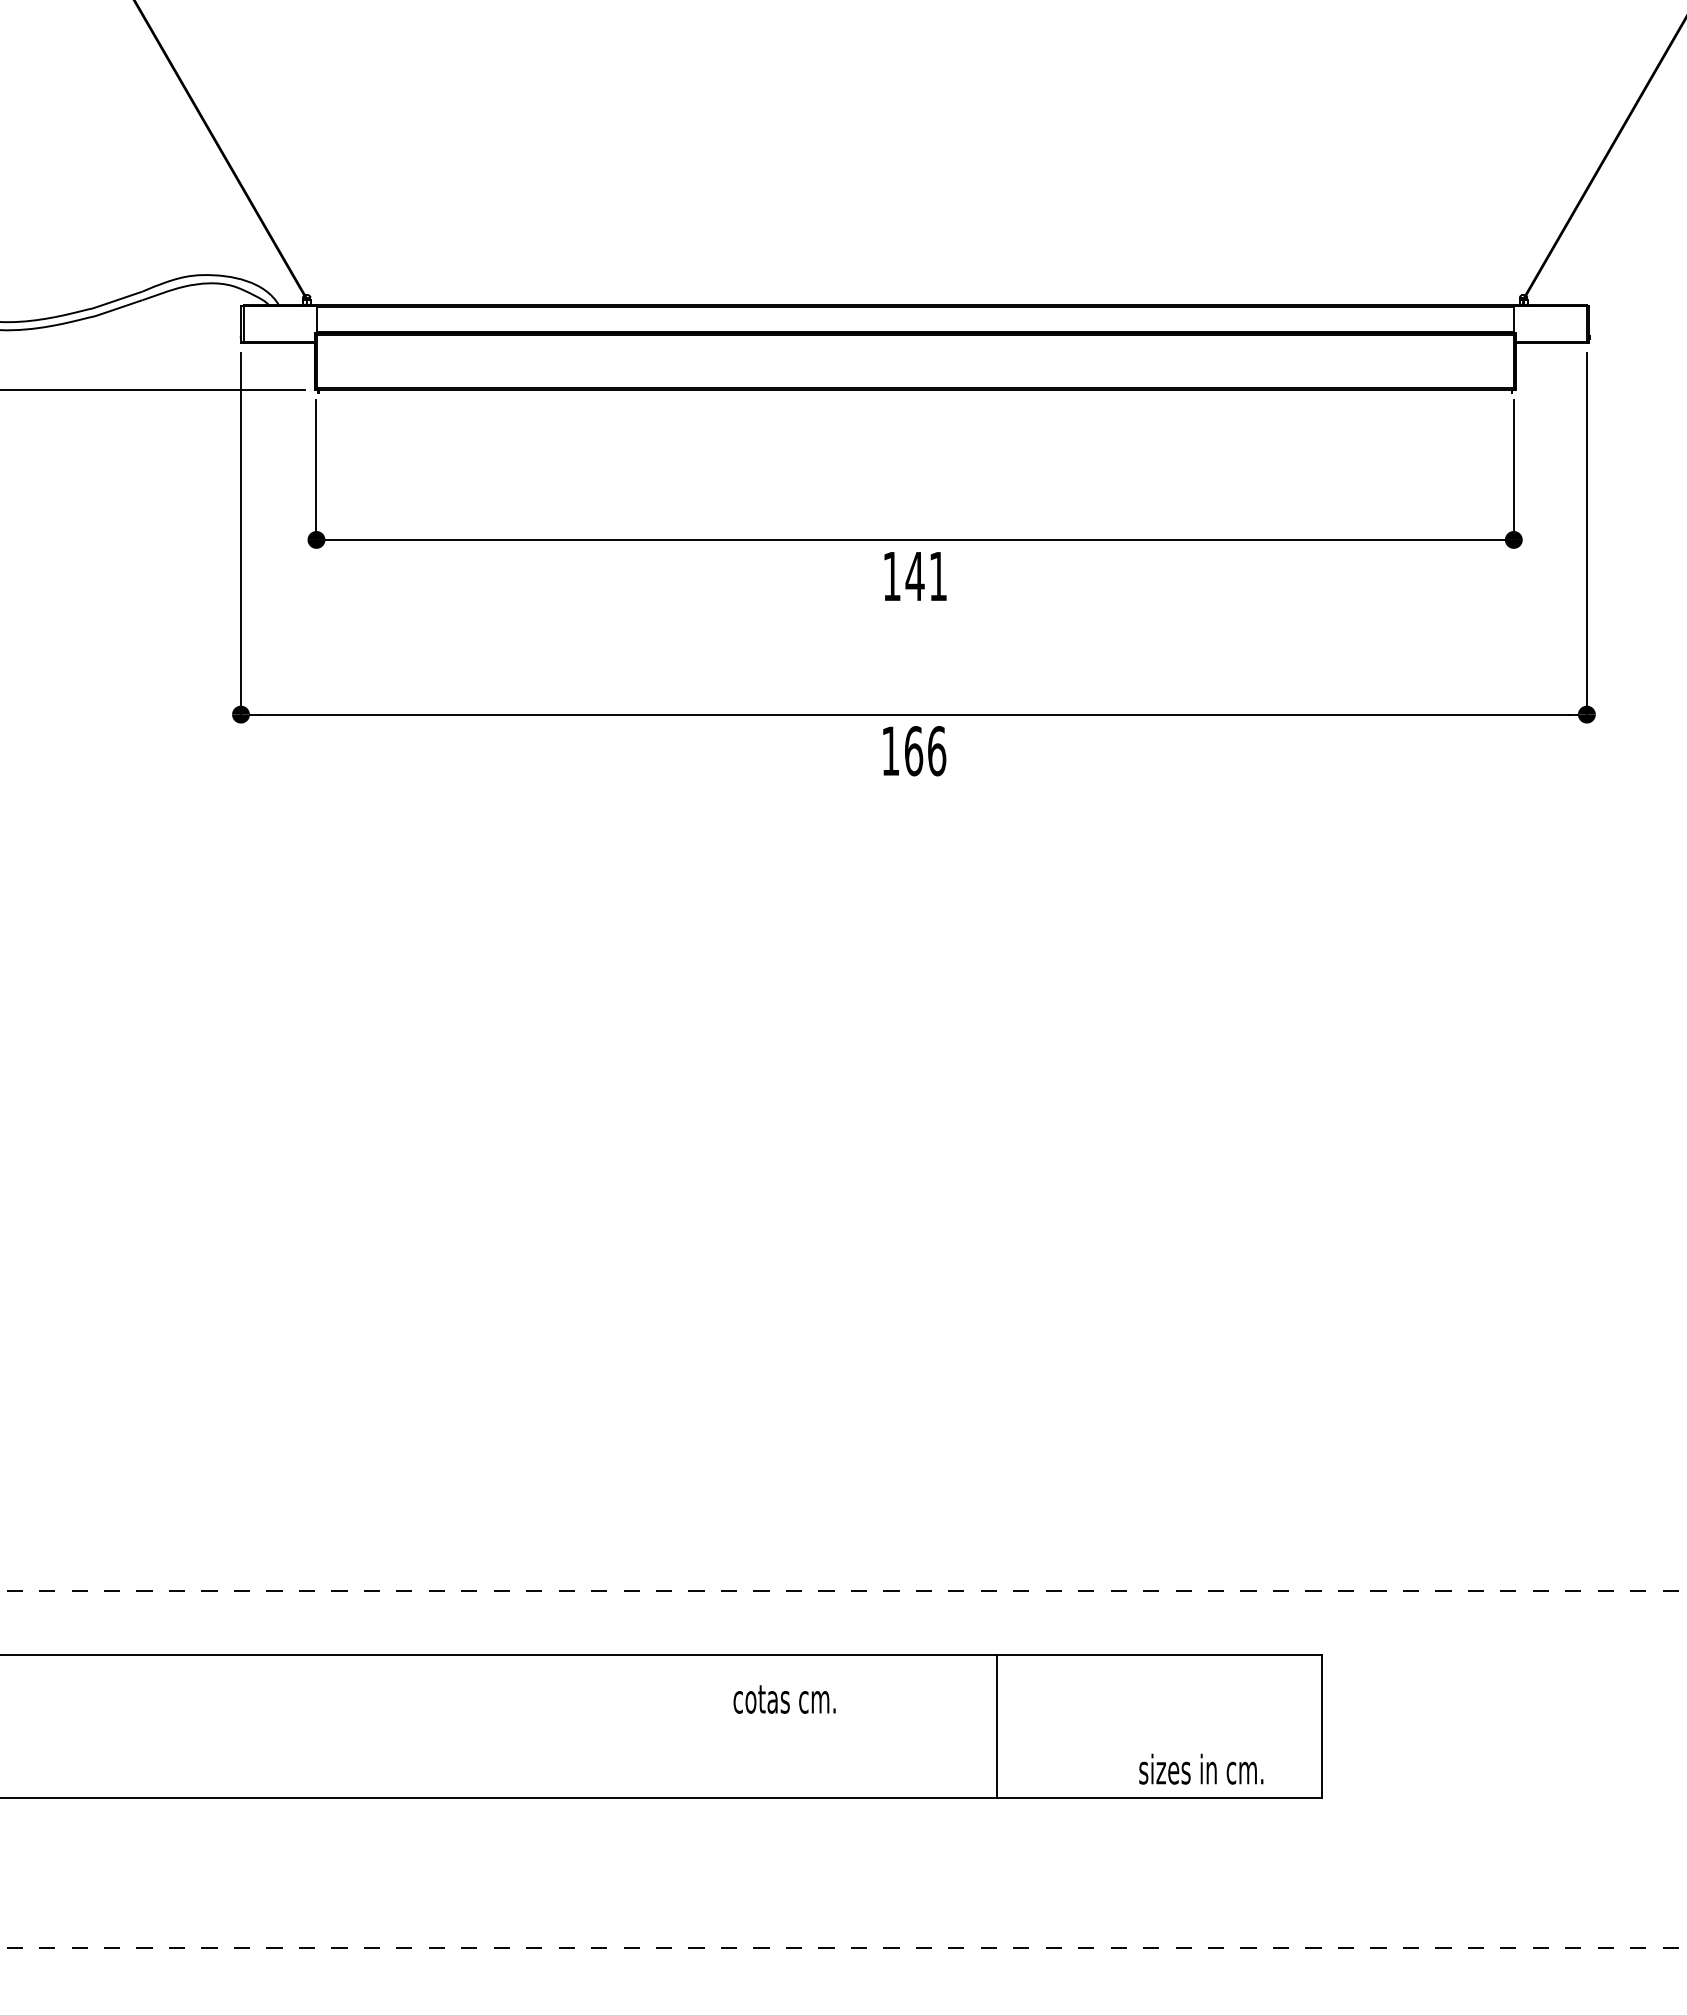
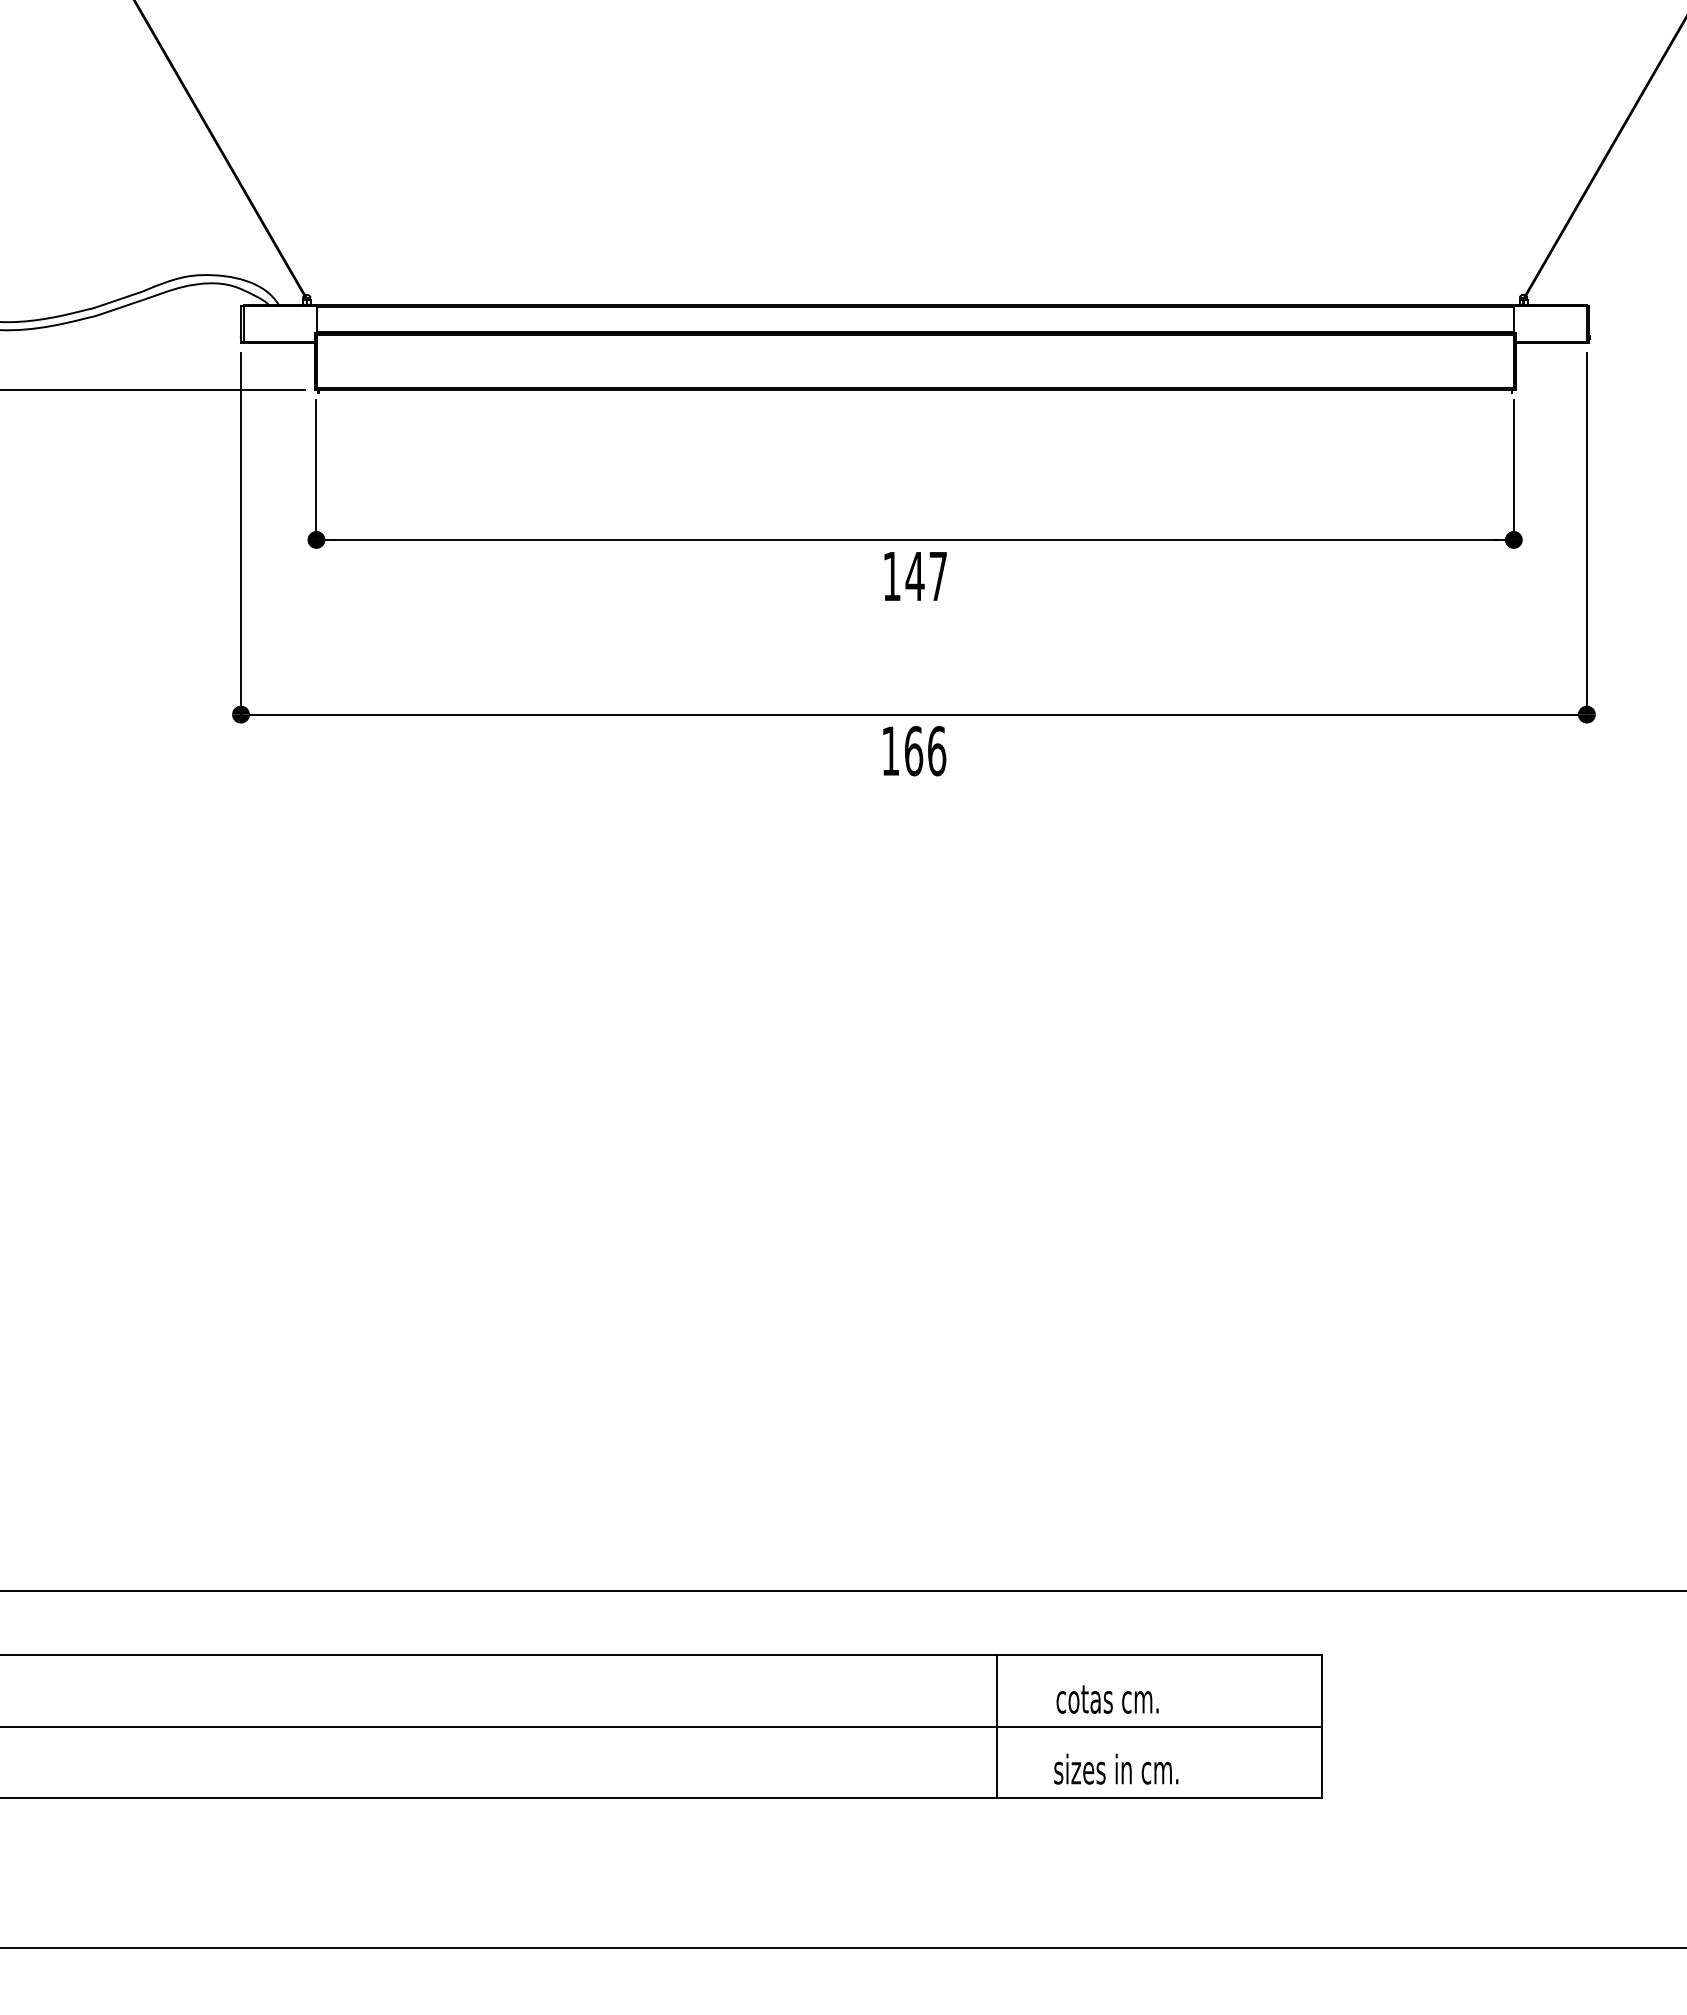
text: 141 -> 147 (937, 576)
line: dashed -> solid (843, 1590)
text position: (784, 1699) -> (1107, 1699) (1107, 1699)
line: none -> present (661, 1726)
text position: (1201, 1768) -> (1116, 1768) (1116, 1768)
line: dashed -> solid (843, 1947)
